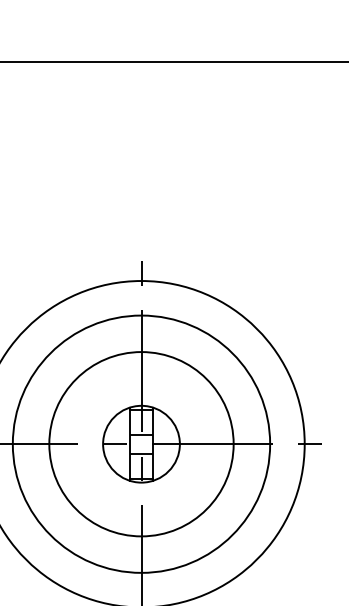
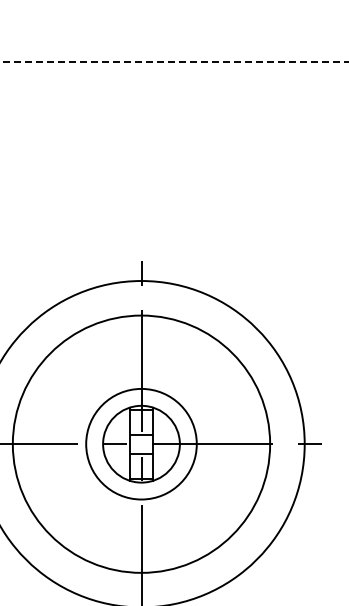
line: solid -> dashed (174, 62)
circle diameter: 184 px -> 111 px (141, 443)
